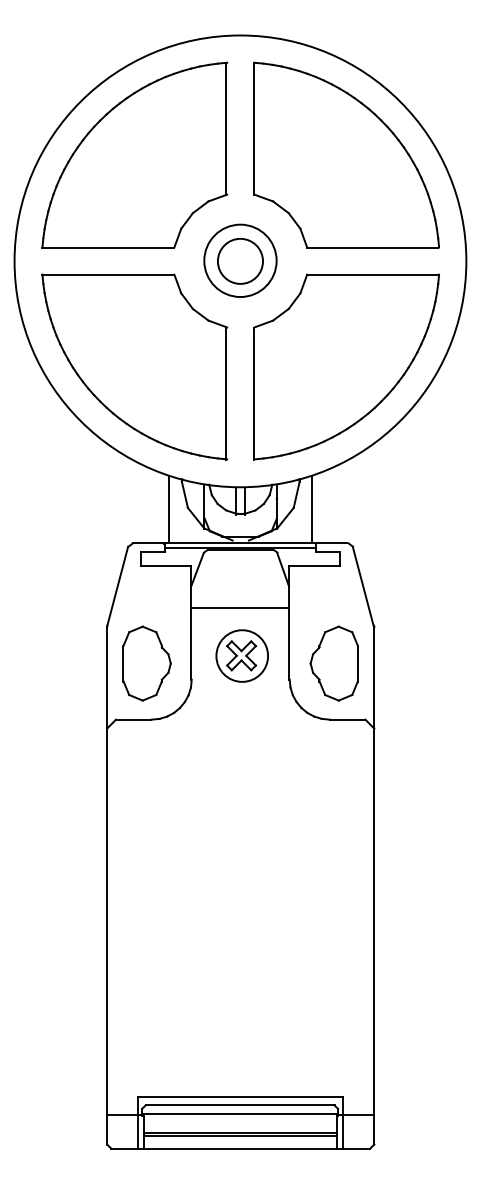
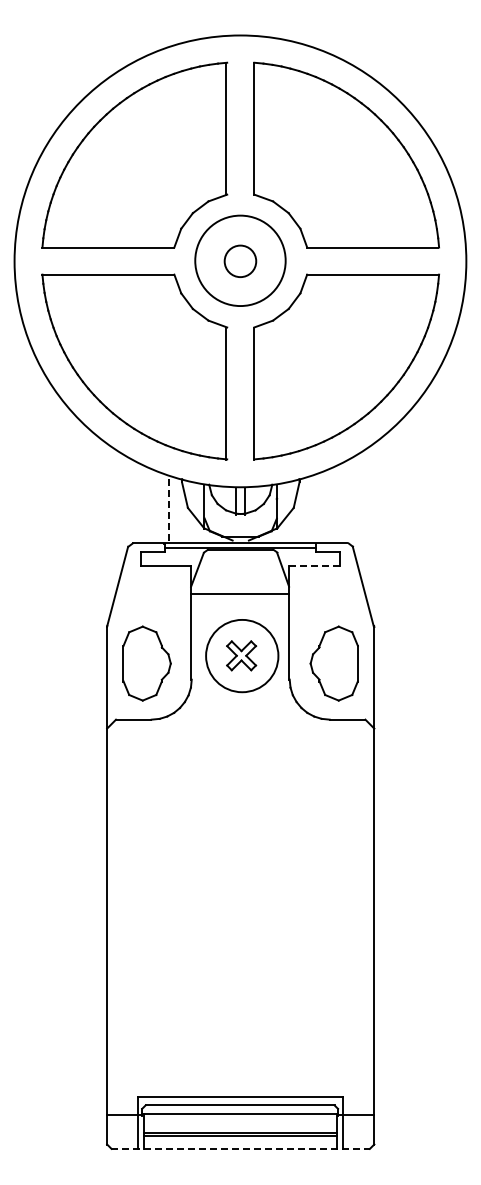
circle diameter: 45 px -> 32 px (240, 261)
circle diameter: 72 px -> 90 px (240, 260)
line: solid -> dashed (168, 508)
line: present -> none (312, 508)
line: solid -> dashed (314, 566)
line position: (240, 608) -> (240, 594) (240, 594)
circle diameter: 52 px -> 72 px (242, 655)
line: solid -> dashed (240, 1149)
